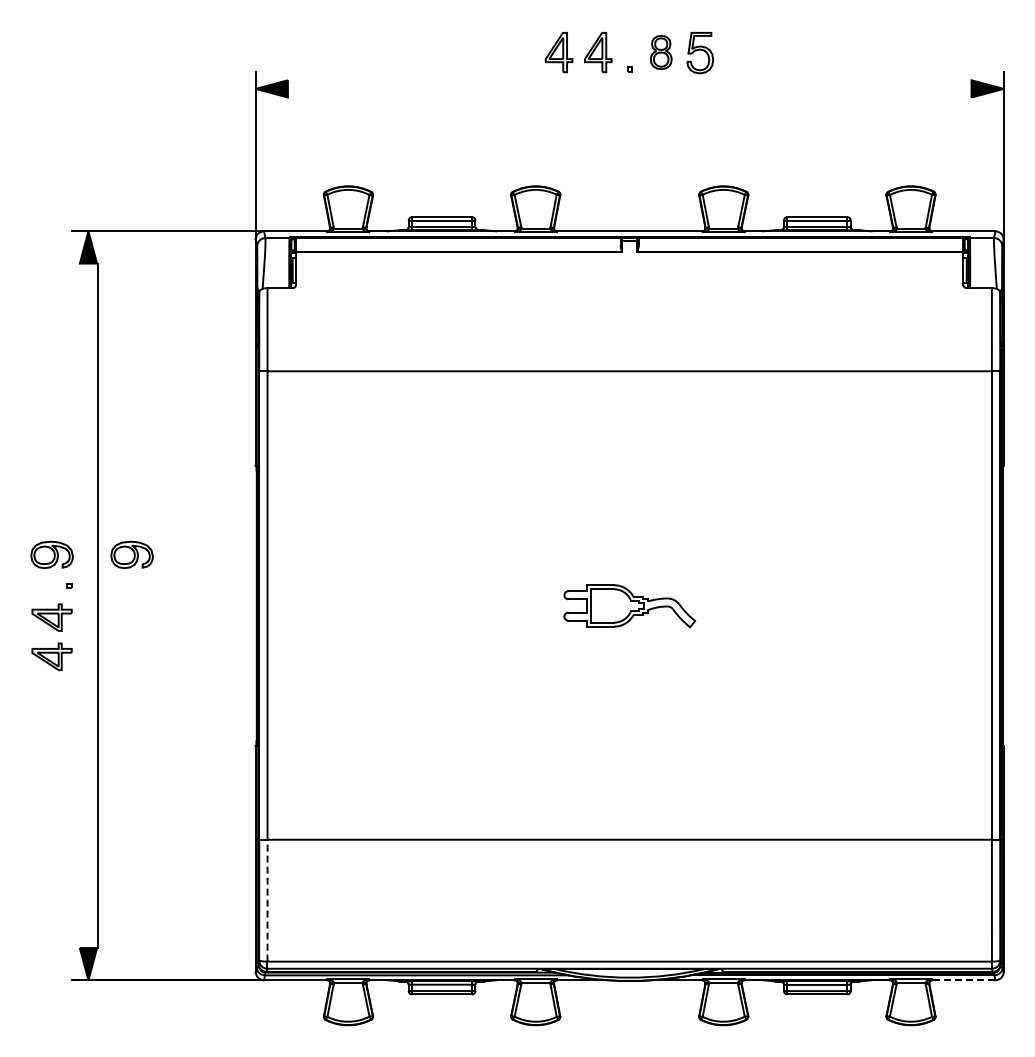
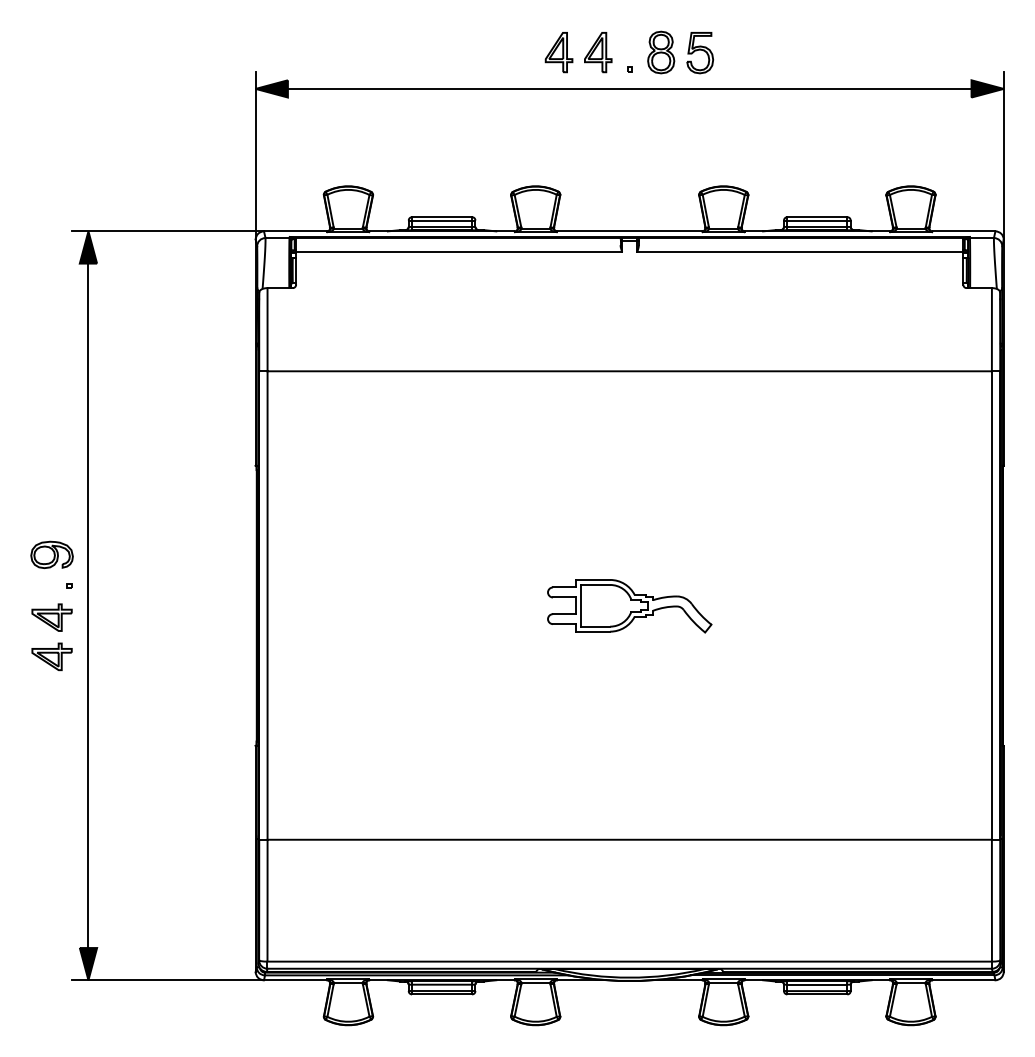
part size: 24x36 px -> 29x45 px (661, 52)
line: none -> present (629, 88)
part: present -> none (131, 554)
line position: (98, 605) -> (88, 605) (88, 605)
part size: 134x45 px -> 166x55 px (629, 606)
arc: dashed -> solid (267, 900)
line: dashed -> solid (964, 980)
